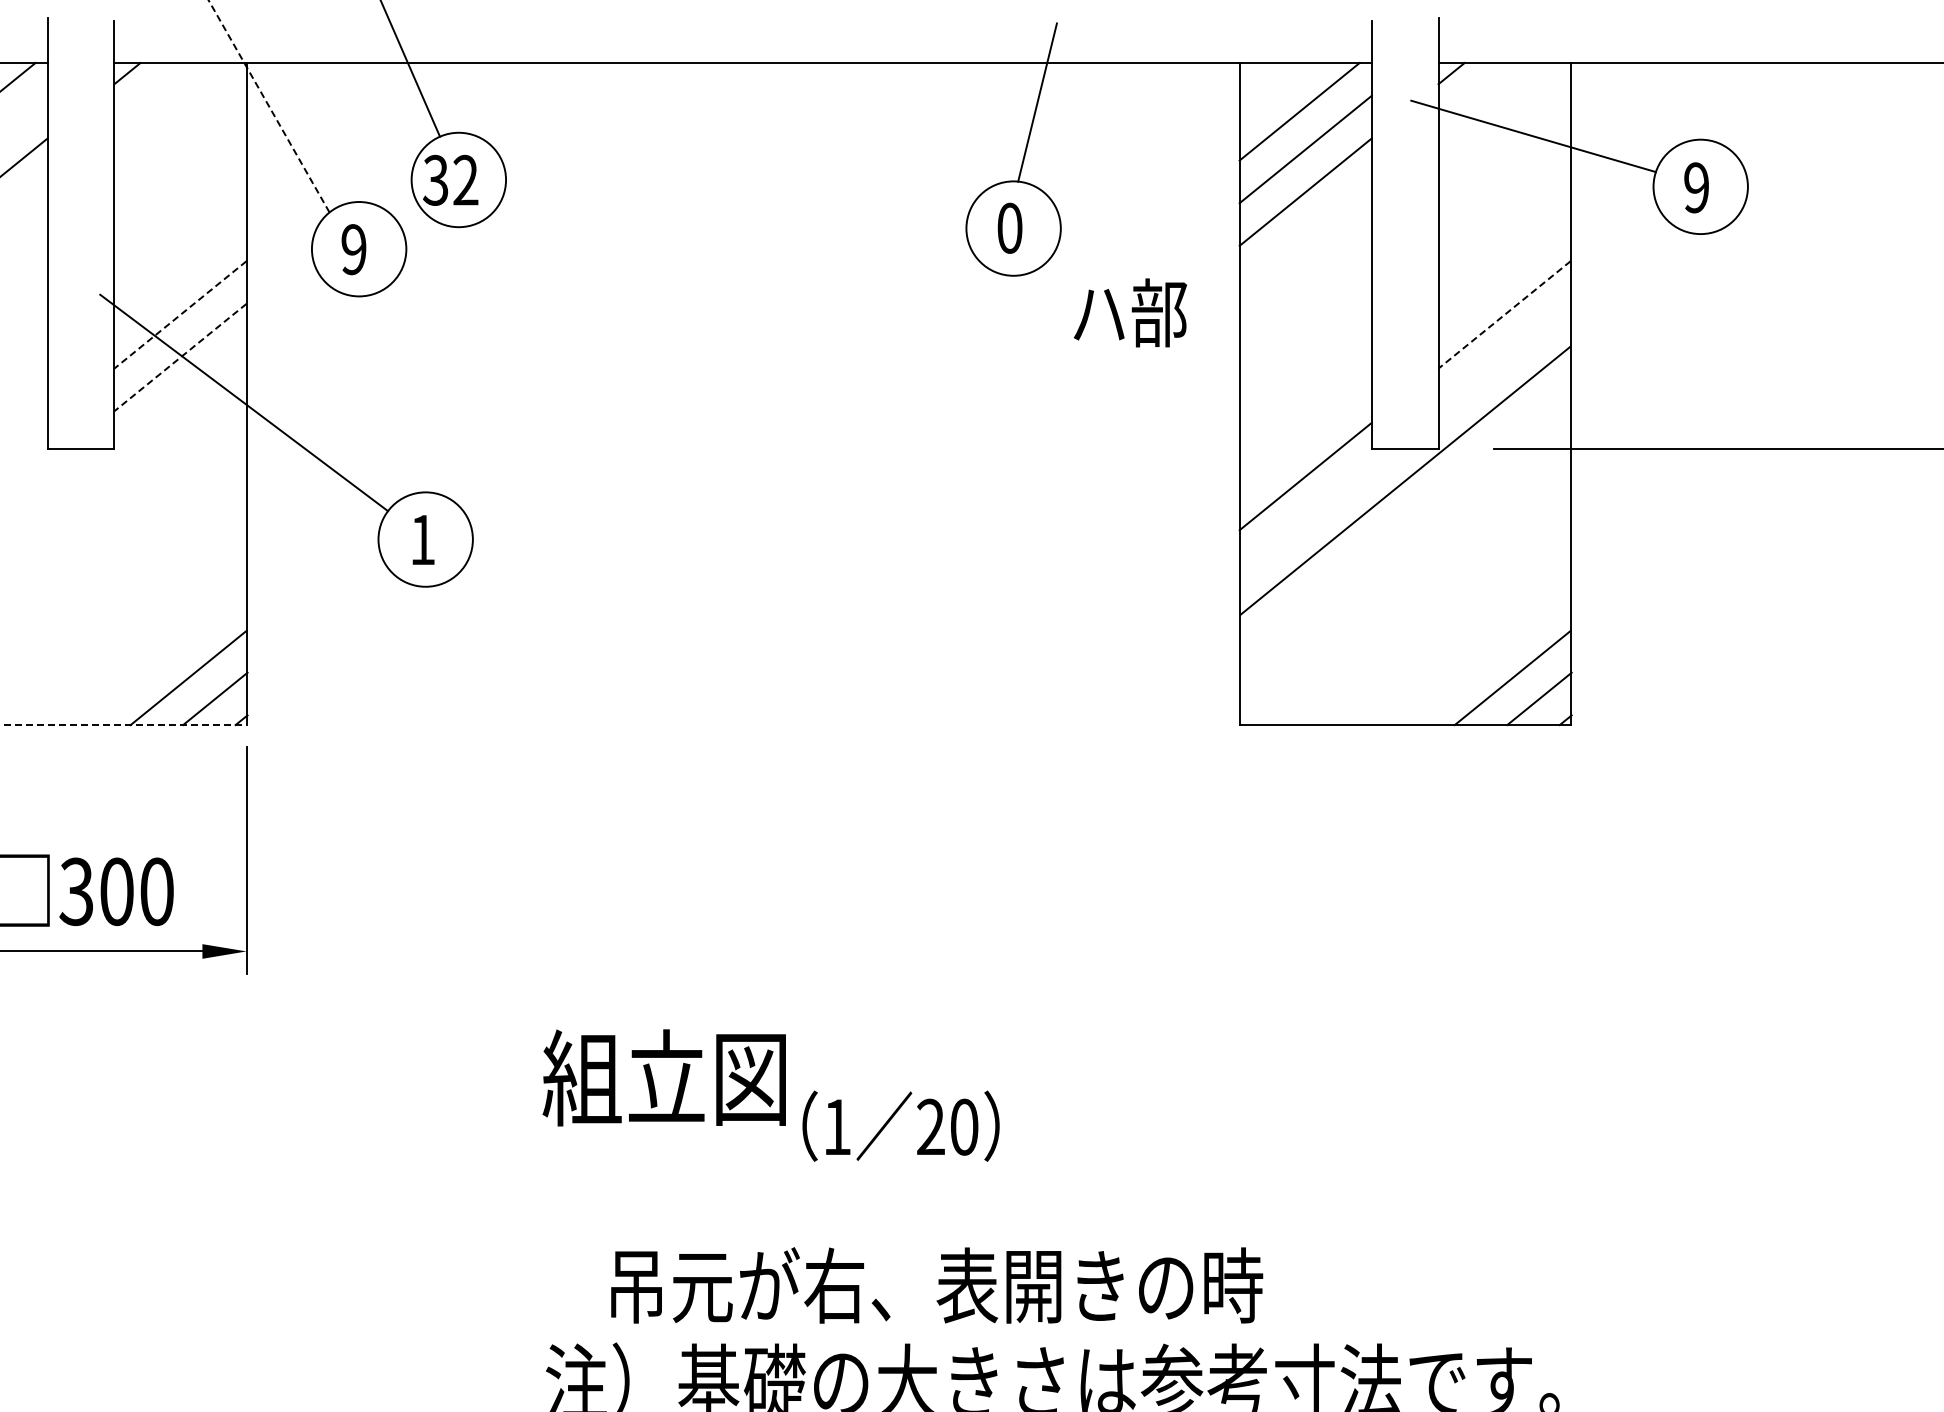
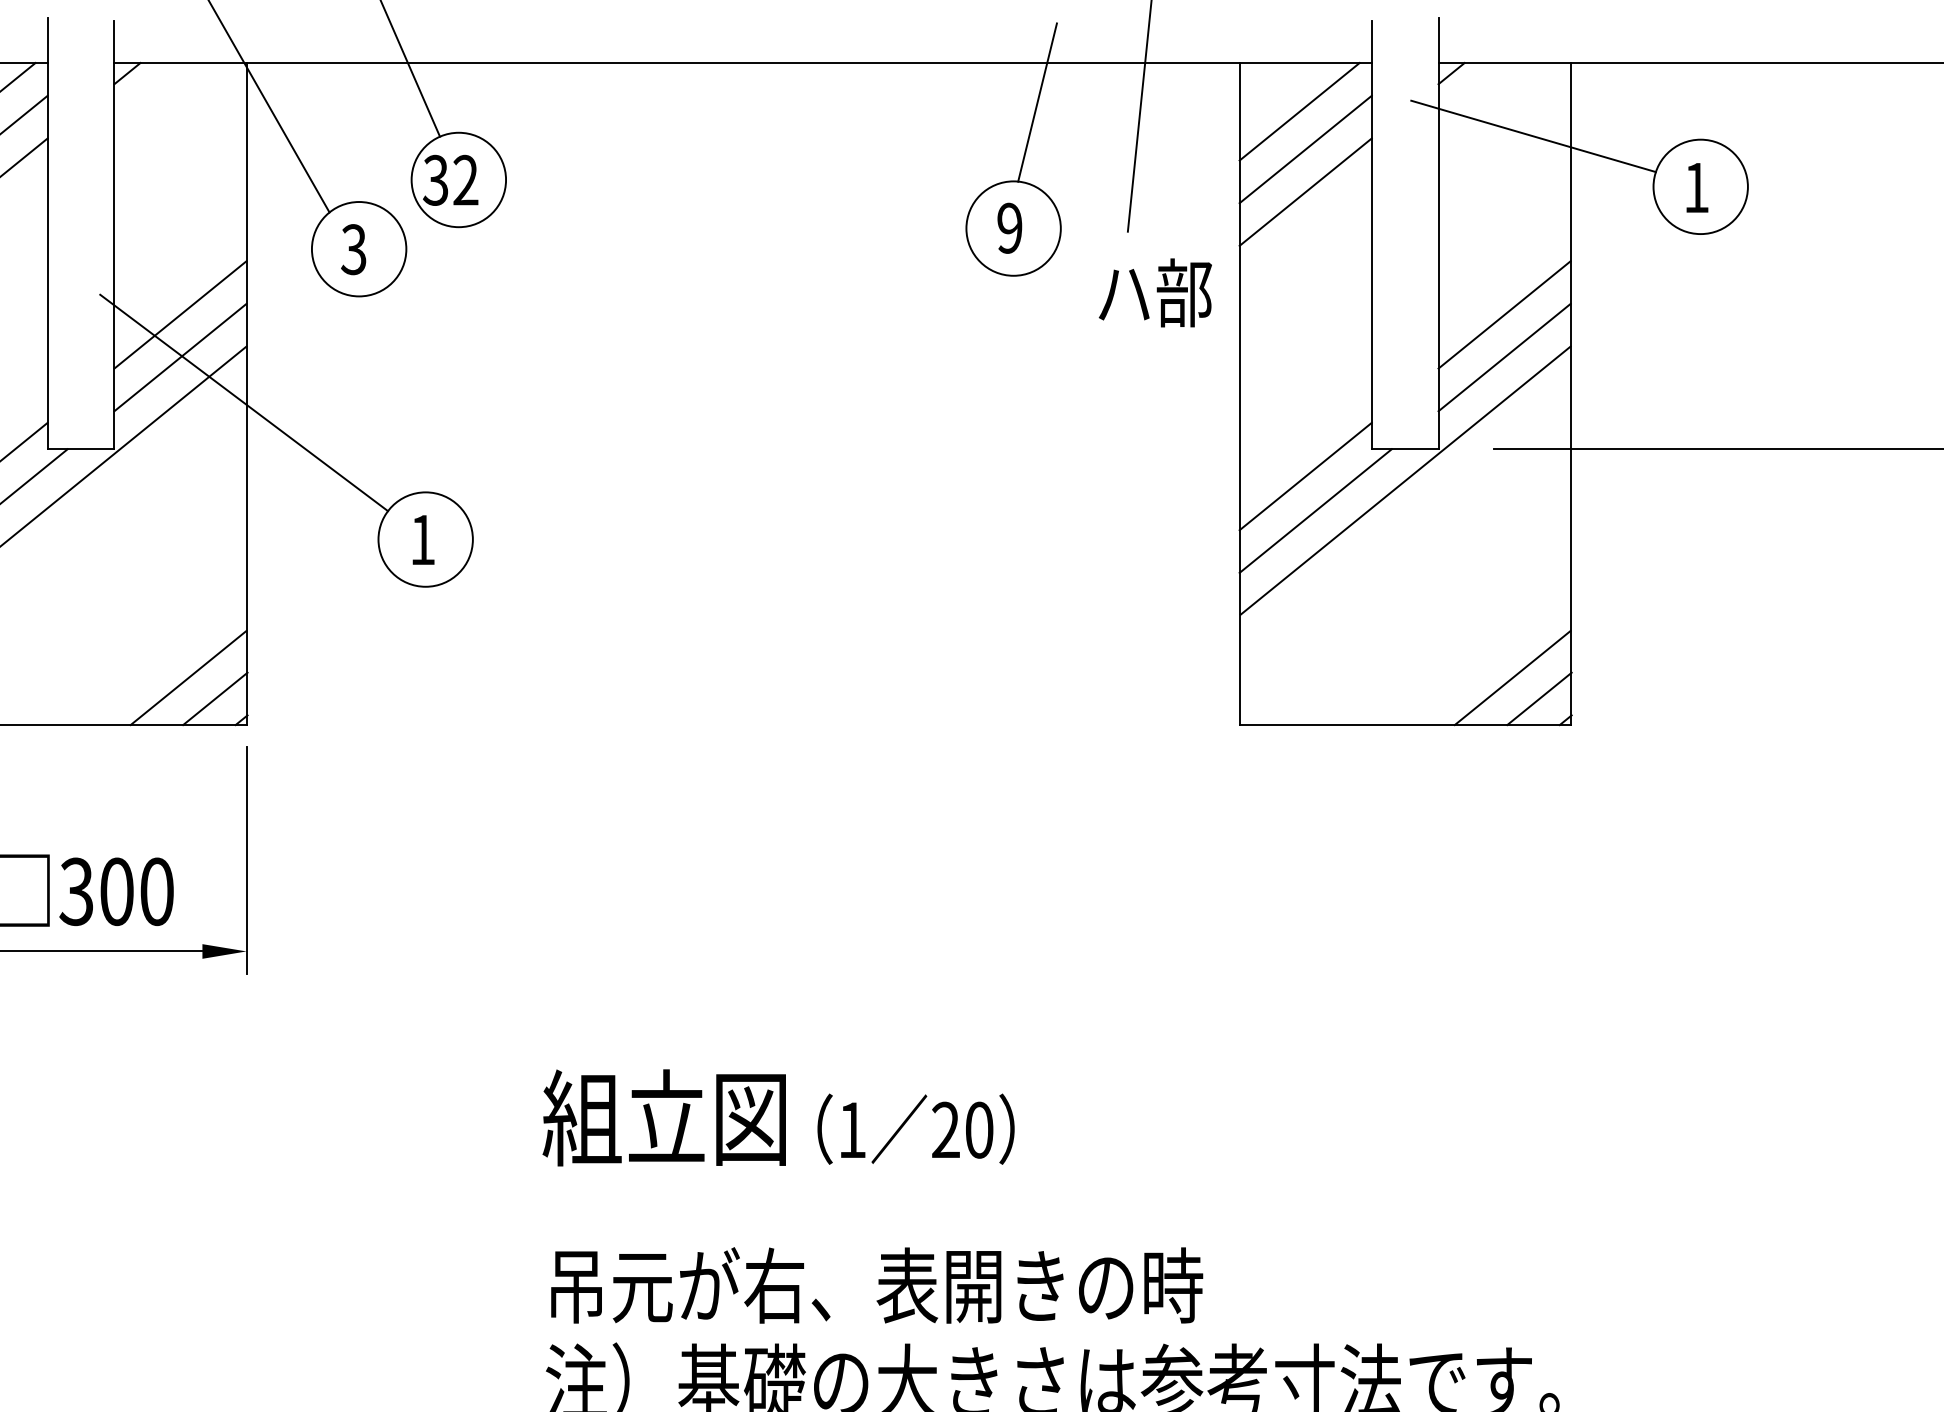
line: dashed -> solid (269, 106)
line: none -> present (24, 113)
line: none -> present (1139, 116)
text: 9 -> 1 (1696, 187)
text: 0 -> 9 (1009, 227)
text: 9 -> 3 (353, 249)
text position: (1129, 312) -> (1154, 292) (1154, 292)
line: dashed -> solid (180, 315)
line: dashed -> solid (1504, 315)
line: dashed -> solid (180, 357)
line: none -> present (1504, 357)
line: none -> present (24, 440)
line: none -> present (124, 445)
line: none -> present (34, 475)
line: none -> present (1315, 510)
line: dashed -> solid (123, 725)
text position: (663, 1077) -> (663, 1117) (663, 1117)
text position: (900, 1125) -> (915, 1128) (915, 1128)
text position: (937, 1285) -> (877, 1285) (877, 1285)
